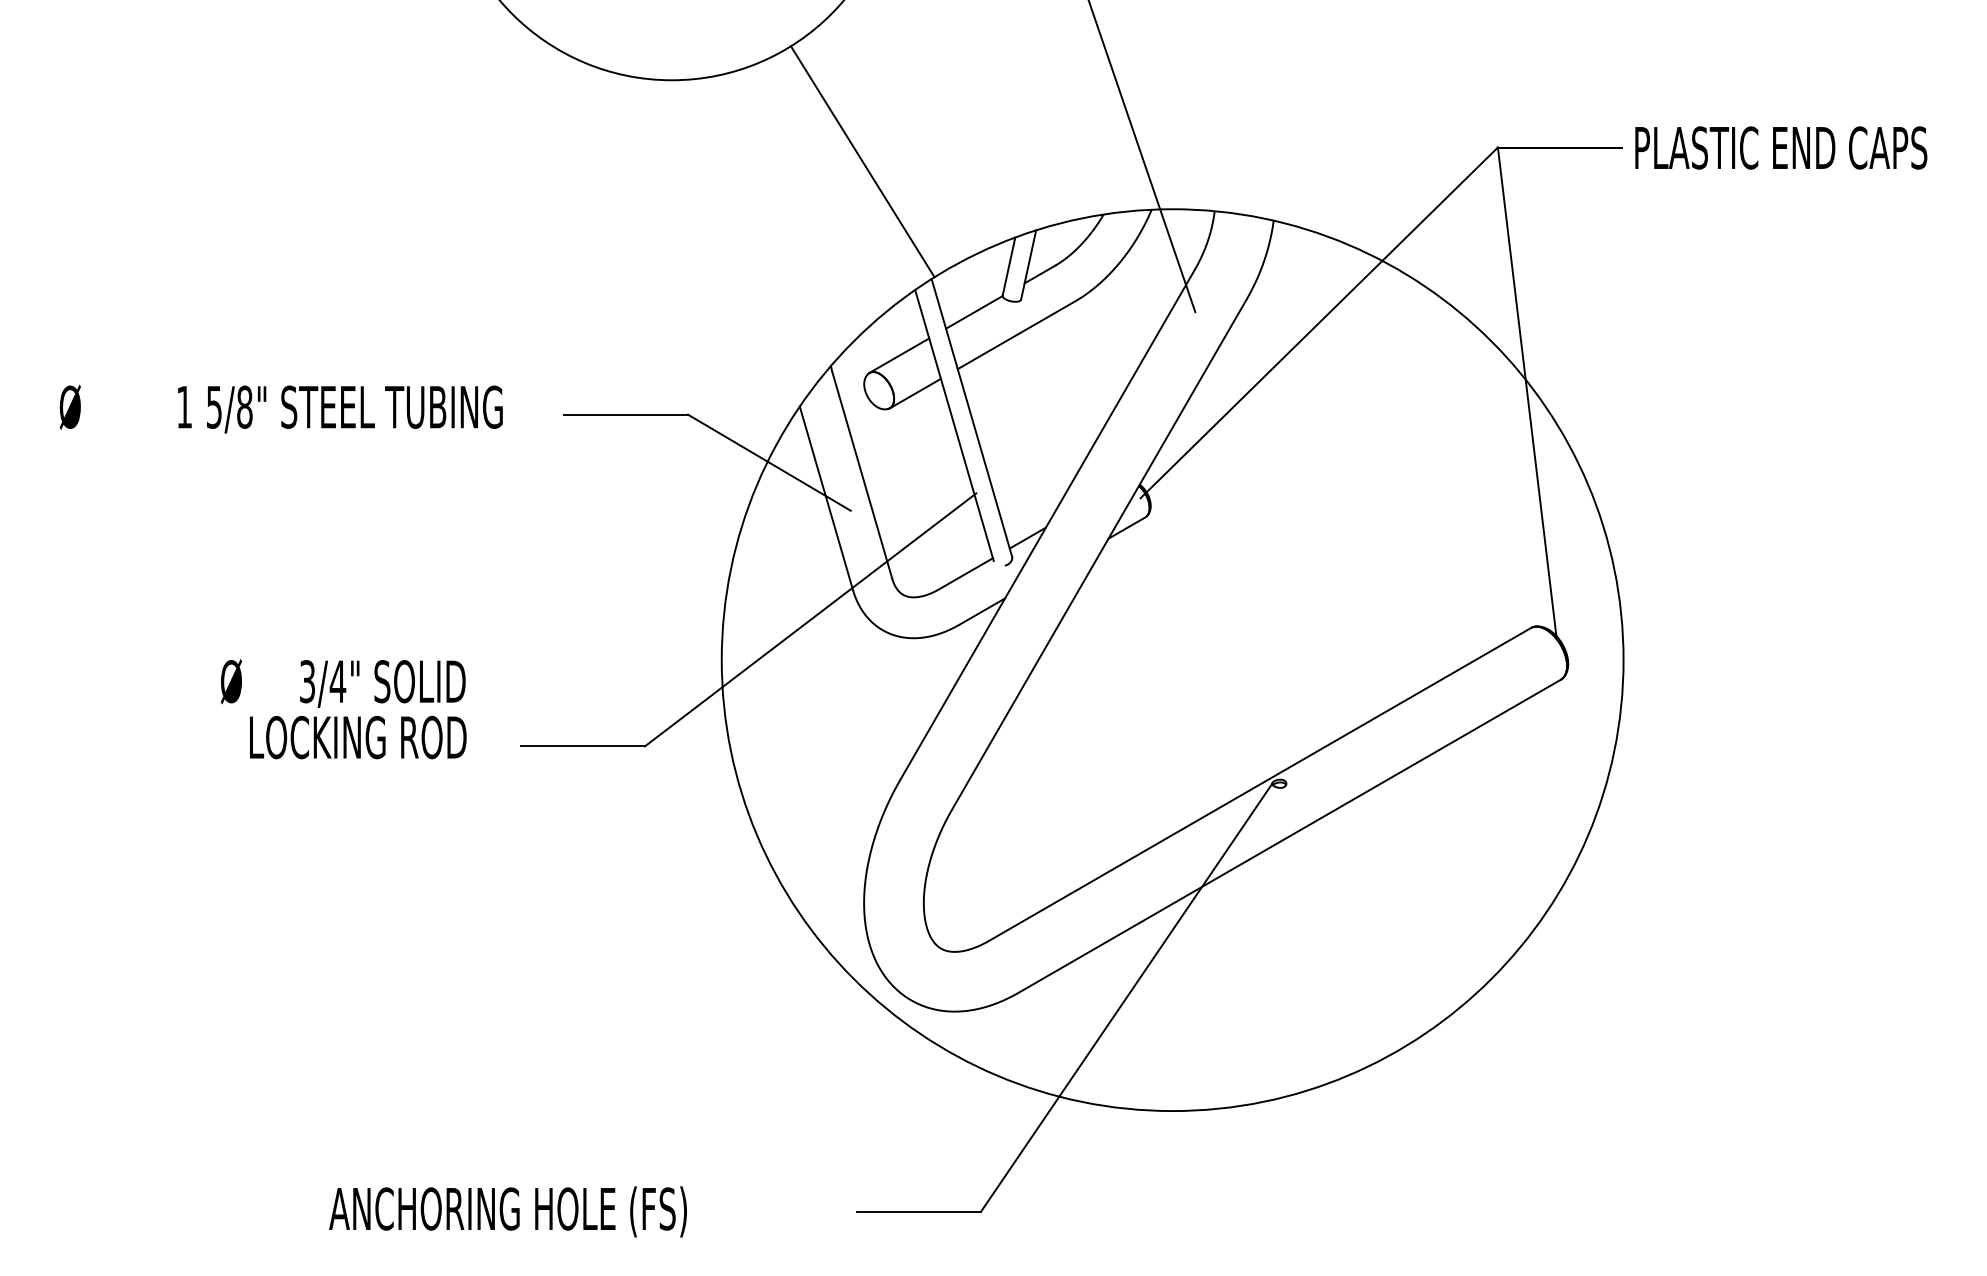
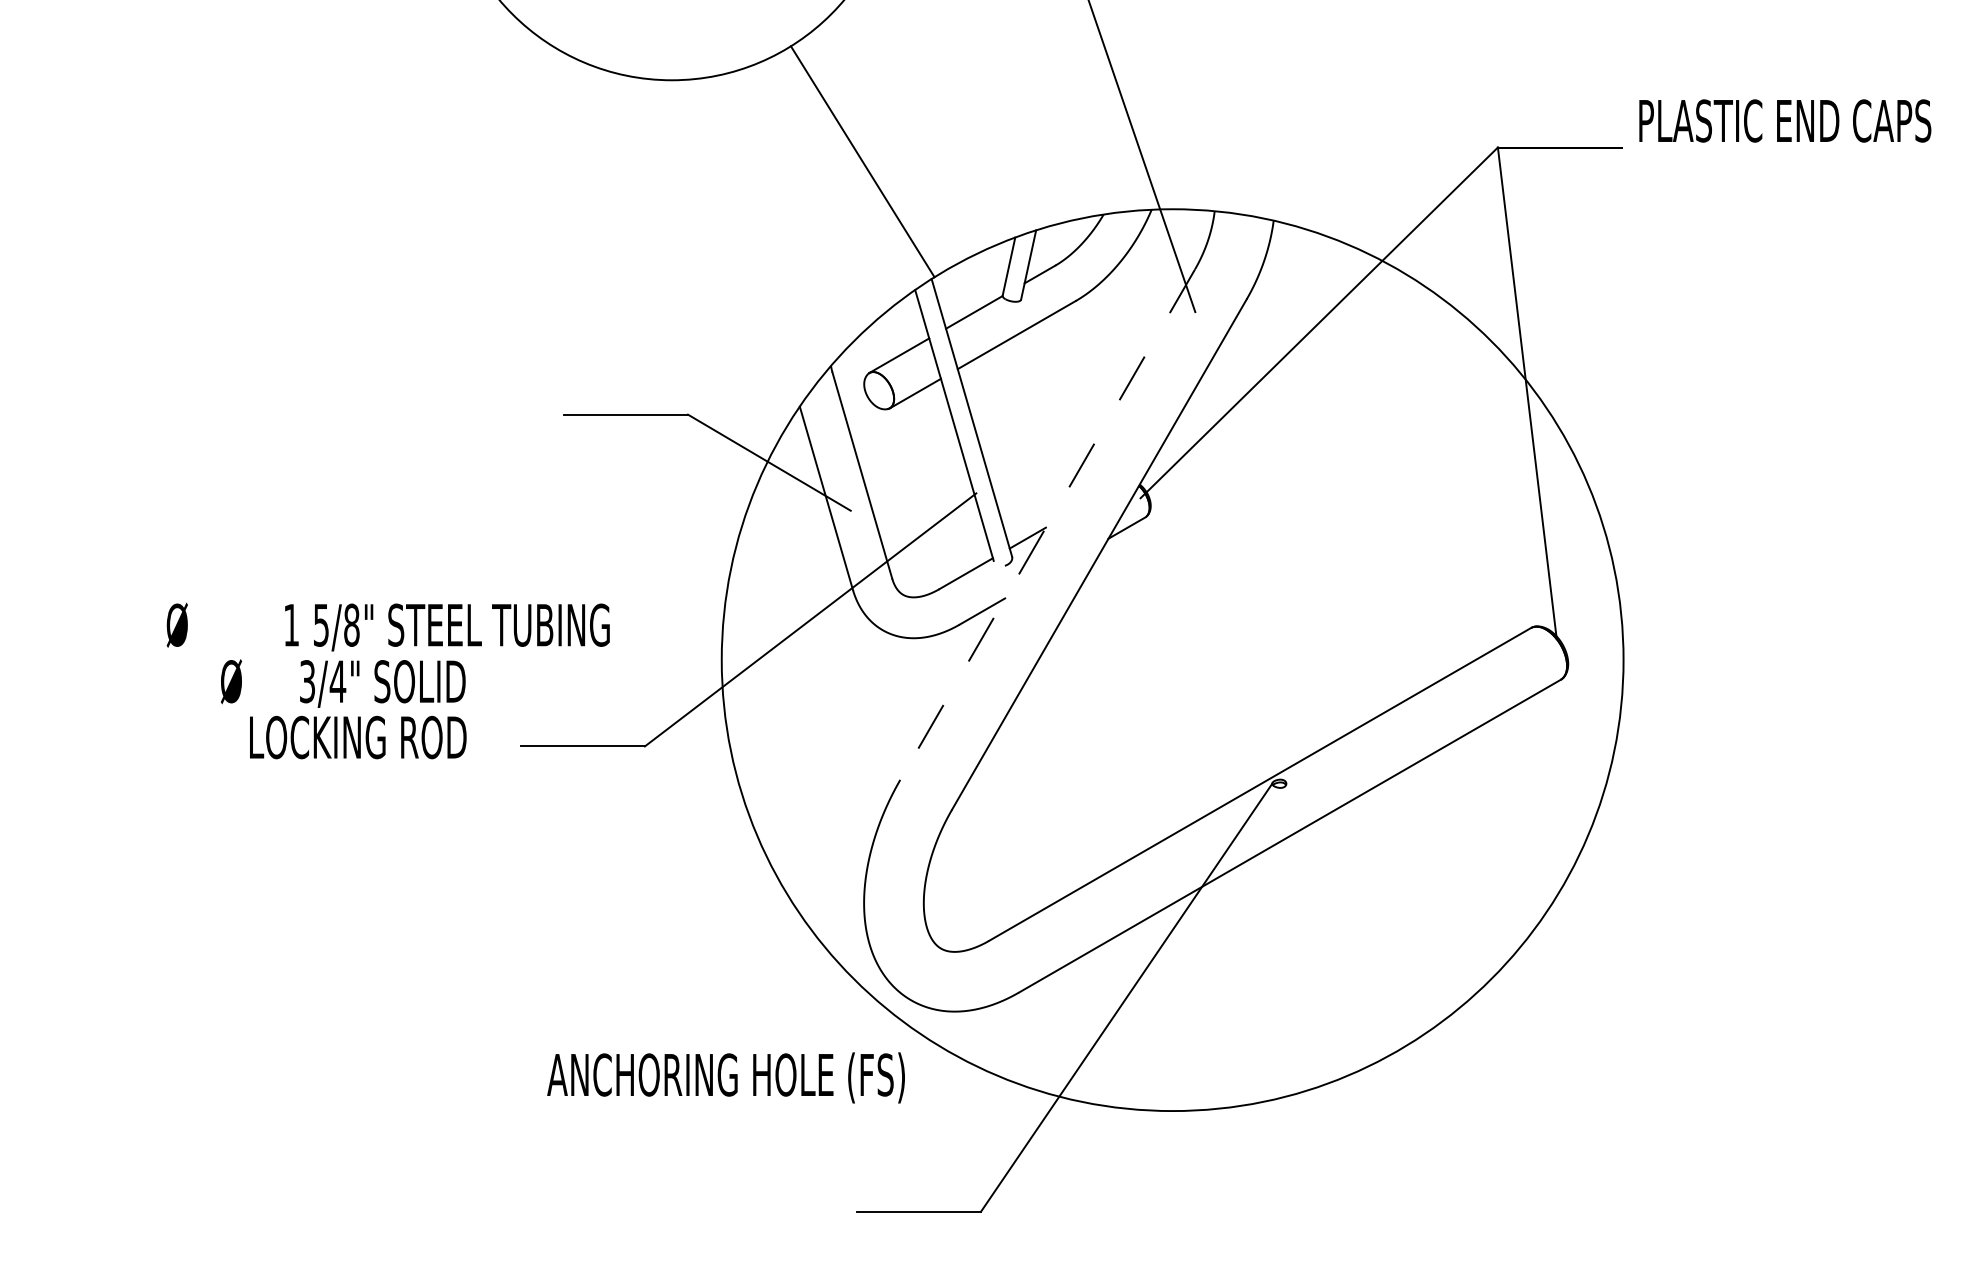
text position: (1781, 147) -> (1785, 120) (1785, 120)
text position: (280, 408) -> (387, 626) (387, 626)
line: solid -> dashed (1047, 524)
text position: (507, 1211) -> (725, 1077) (725, 1077)
